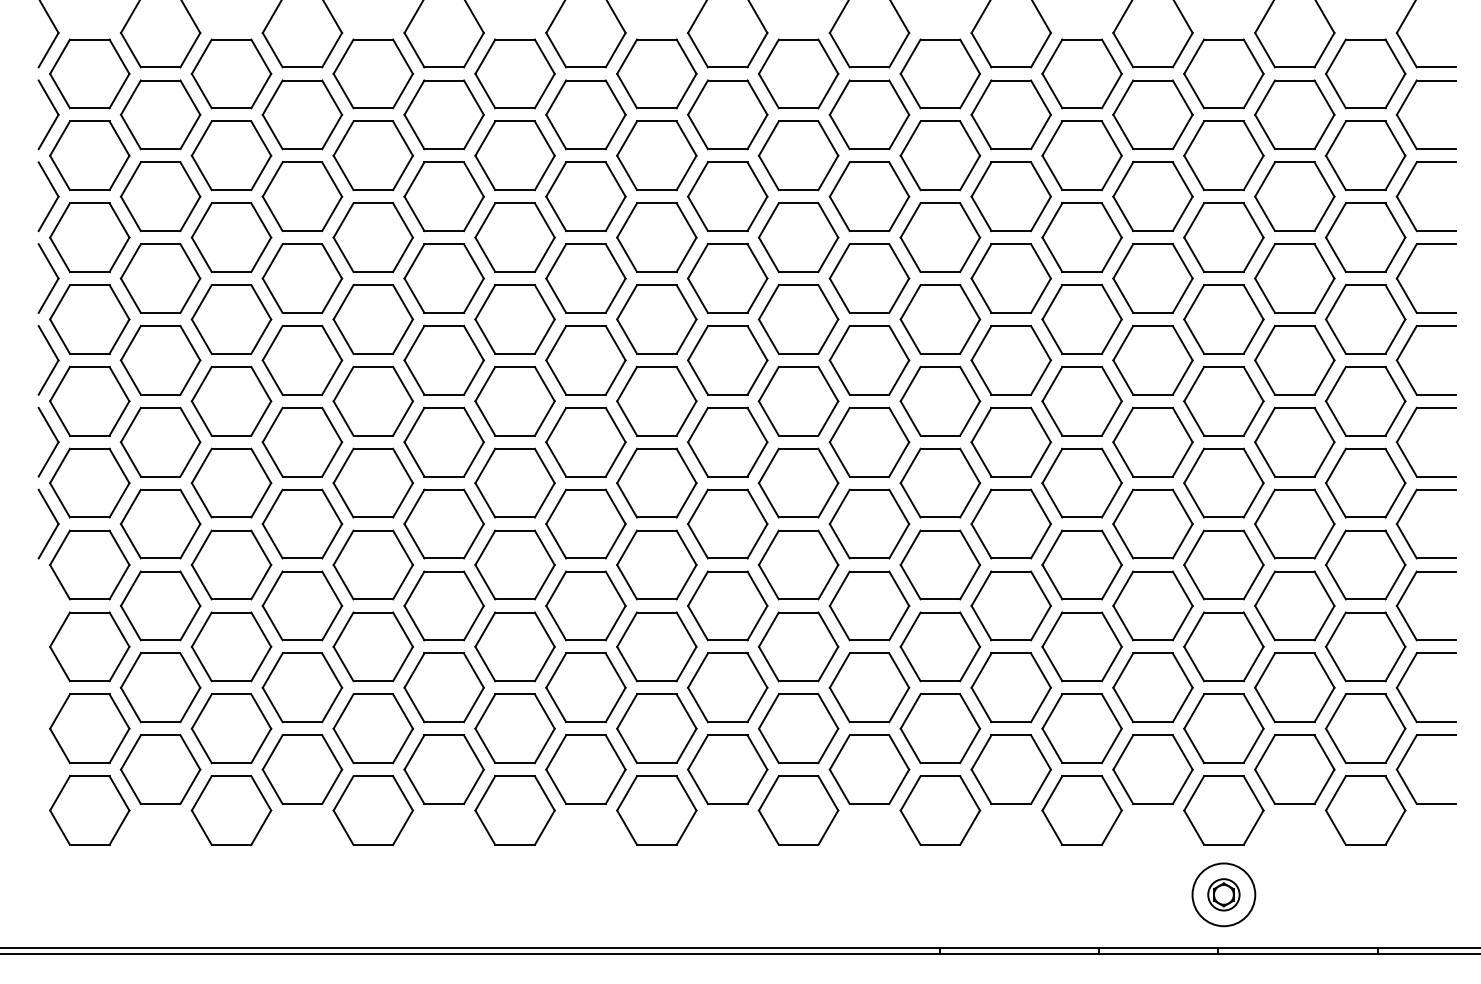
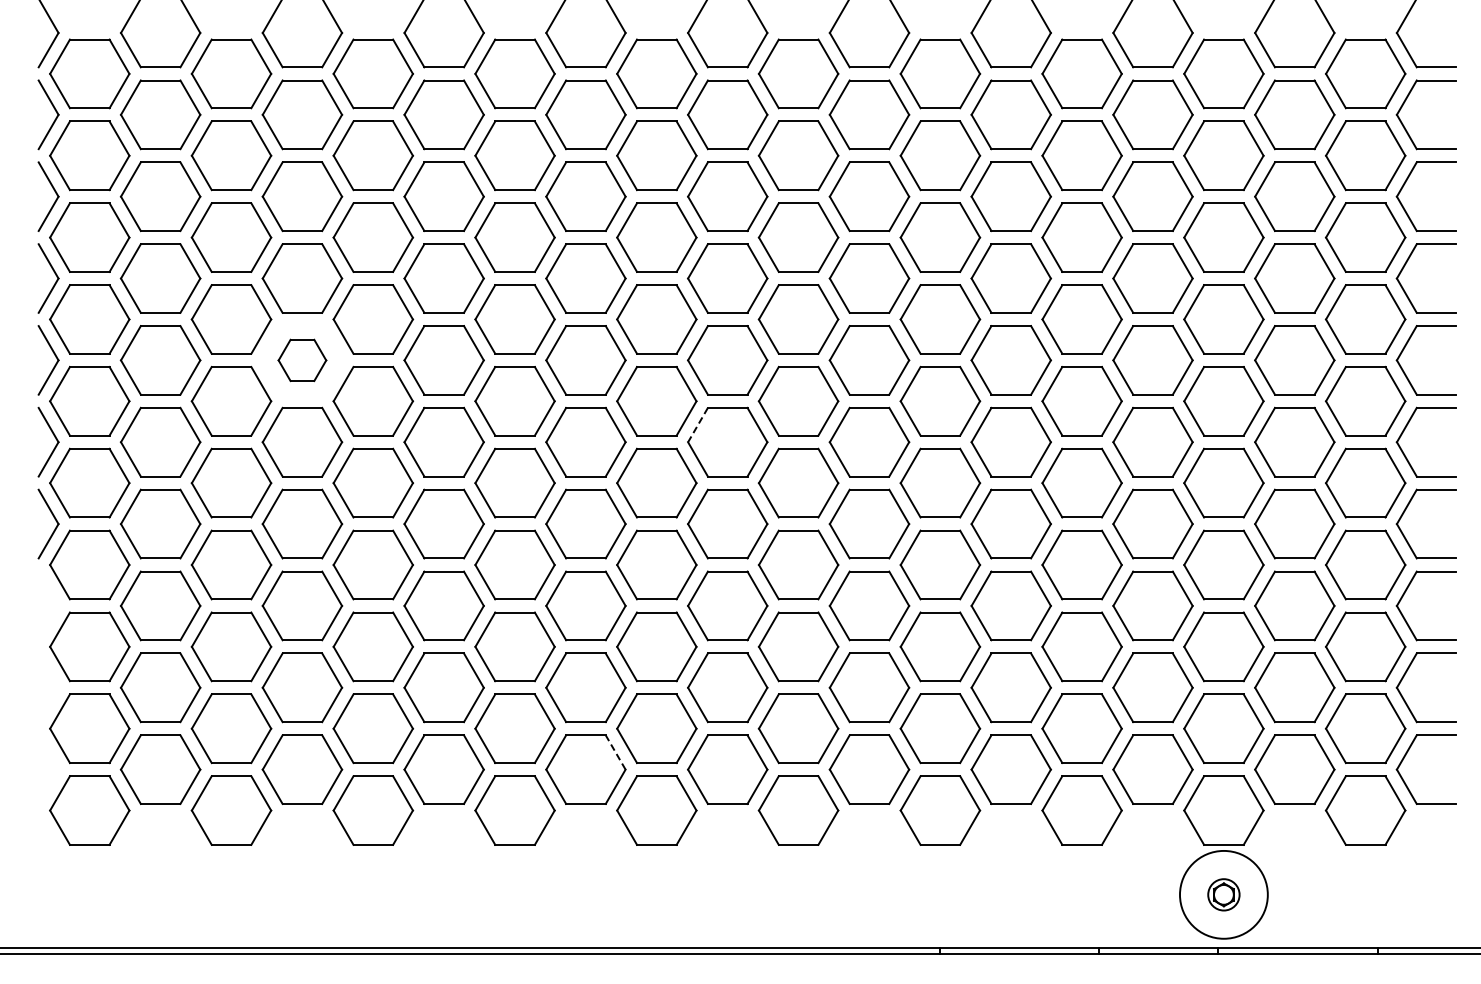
part size: 83x71 px -> 51x45 px (302, 360)
line: solid -> dashed (698, 425)
line: solid -> dashed (615, 752)
circle diameter: 63 px -> 88 px (1223, 894)
